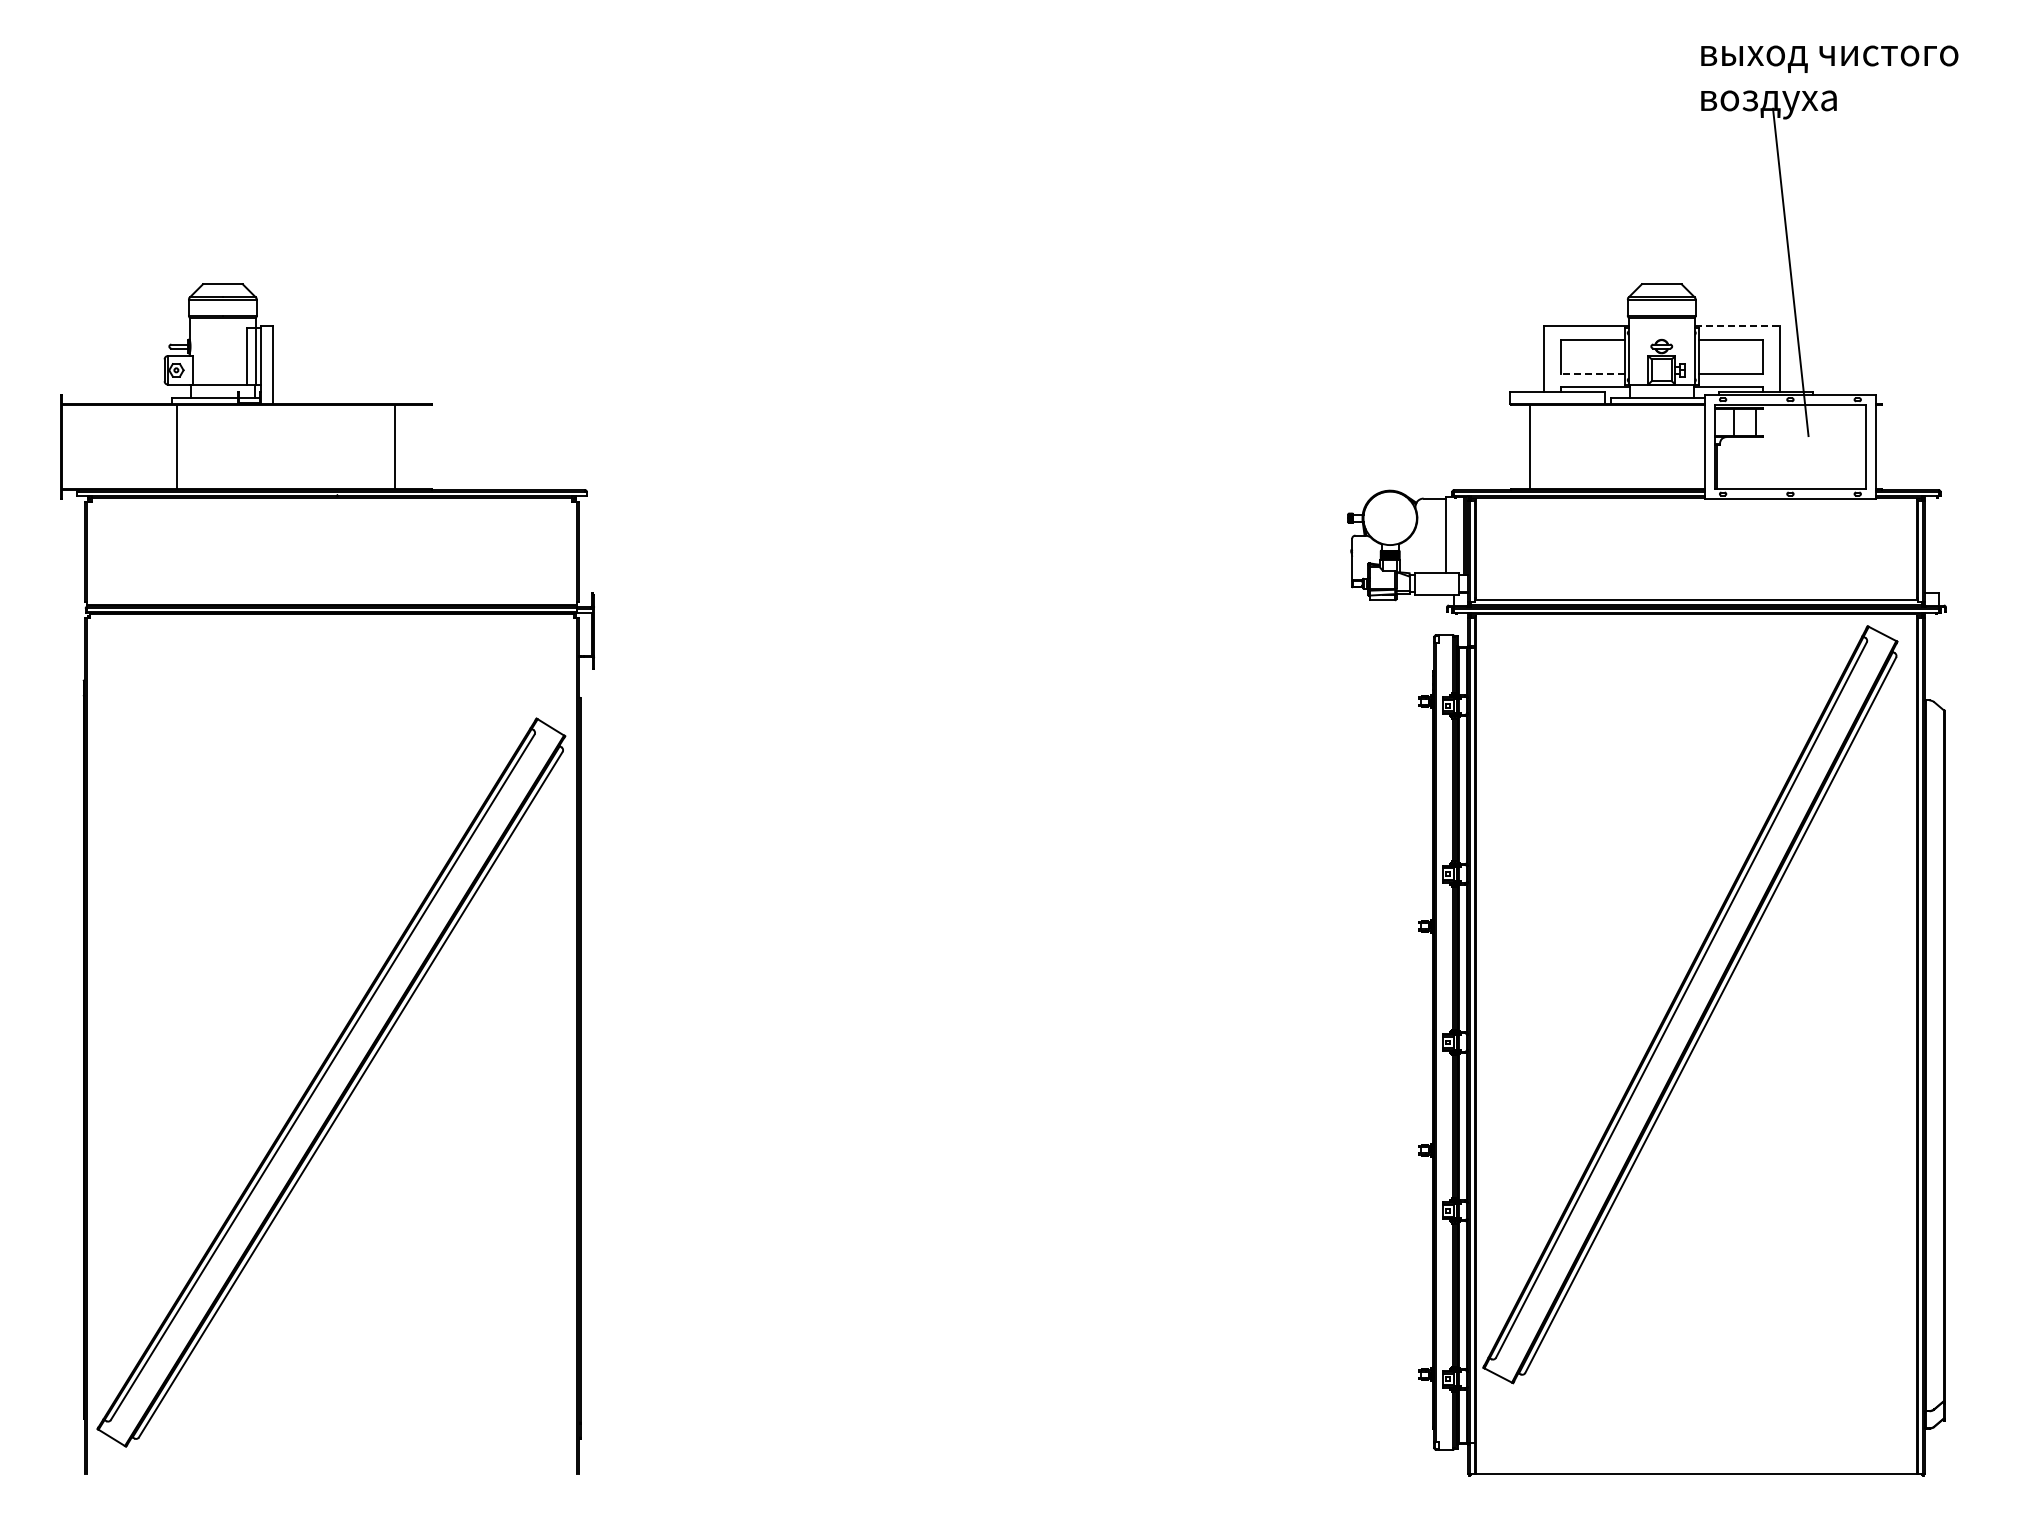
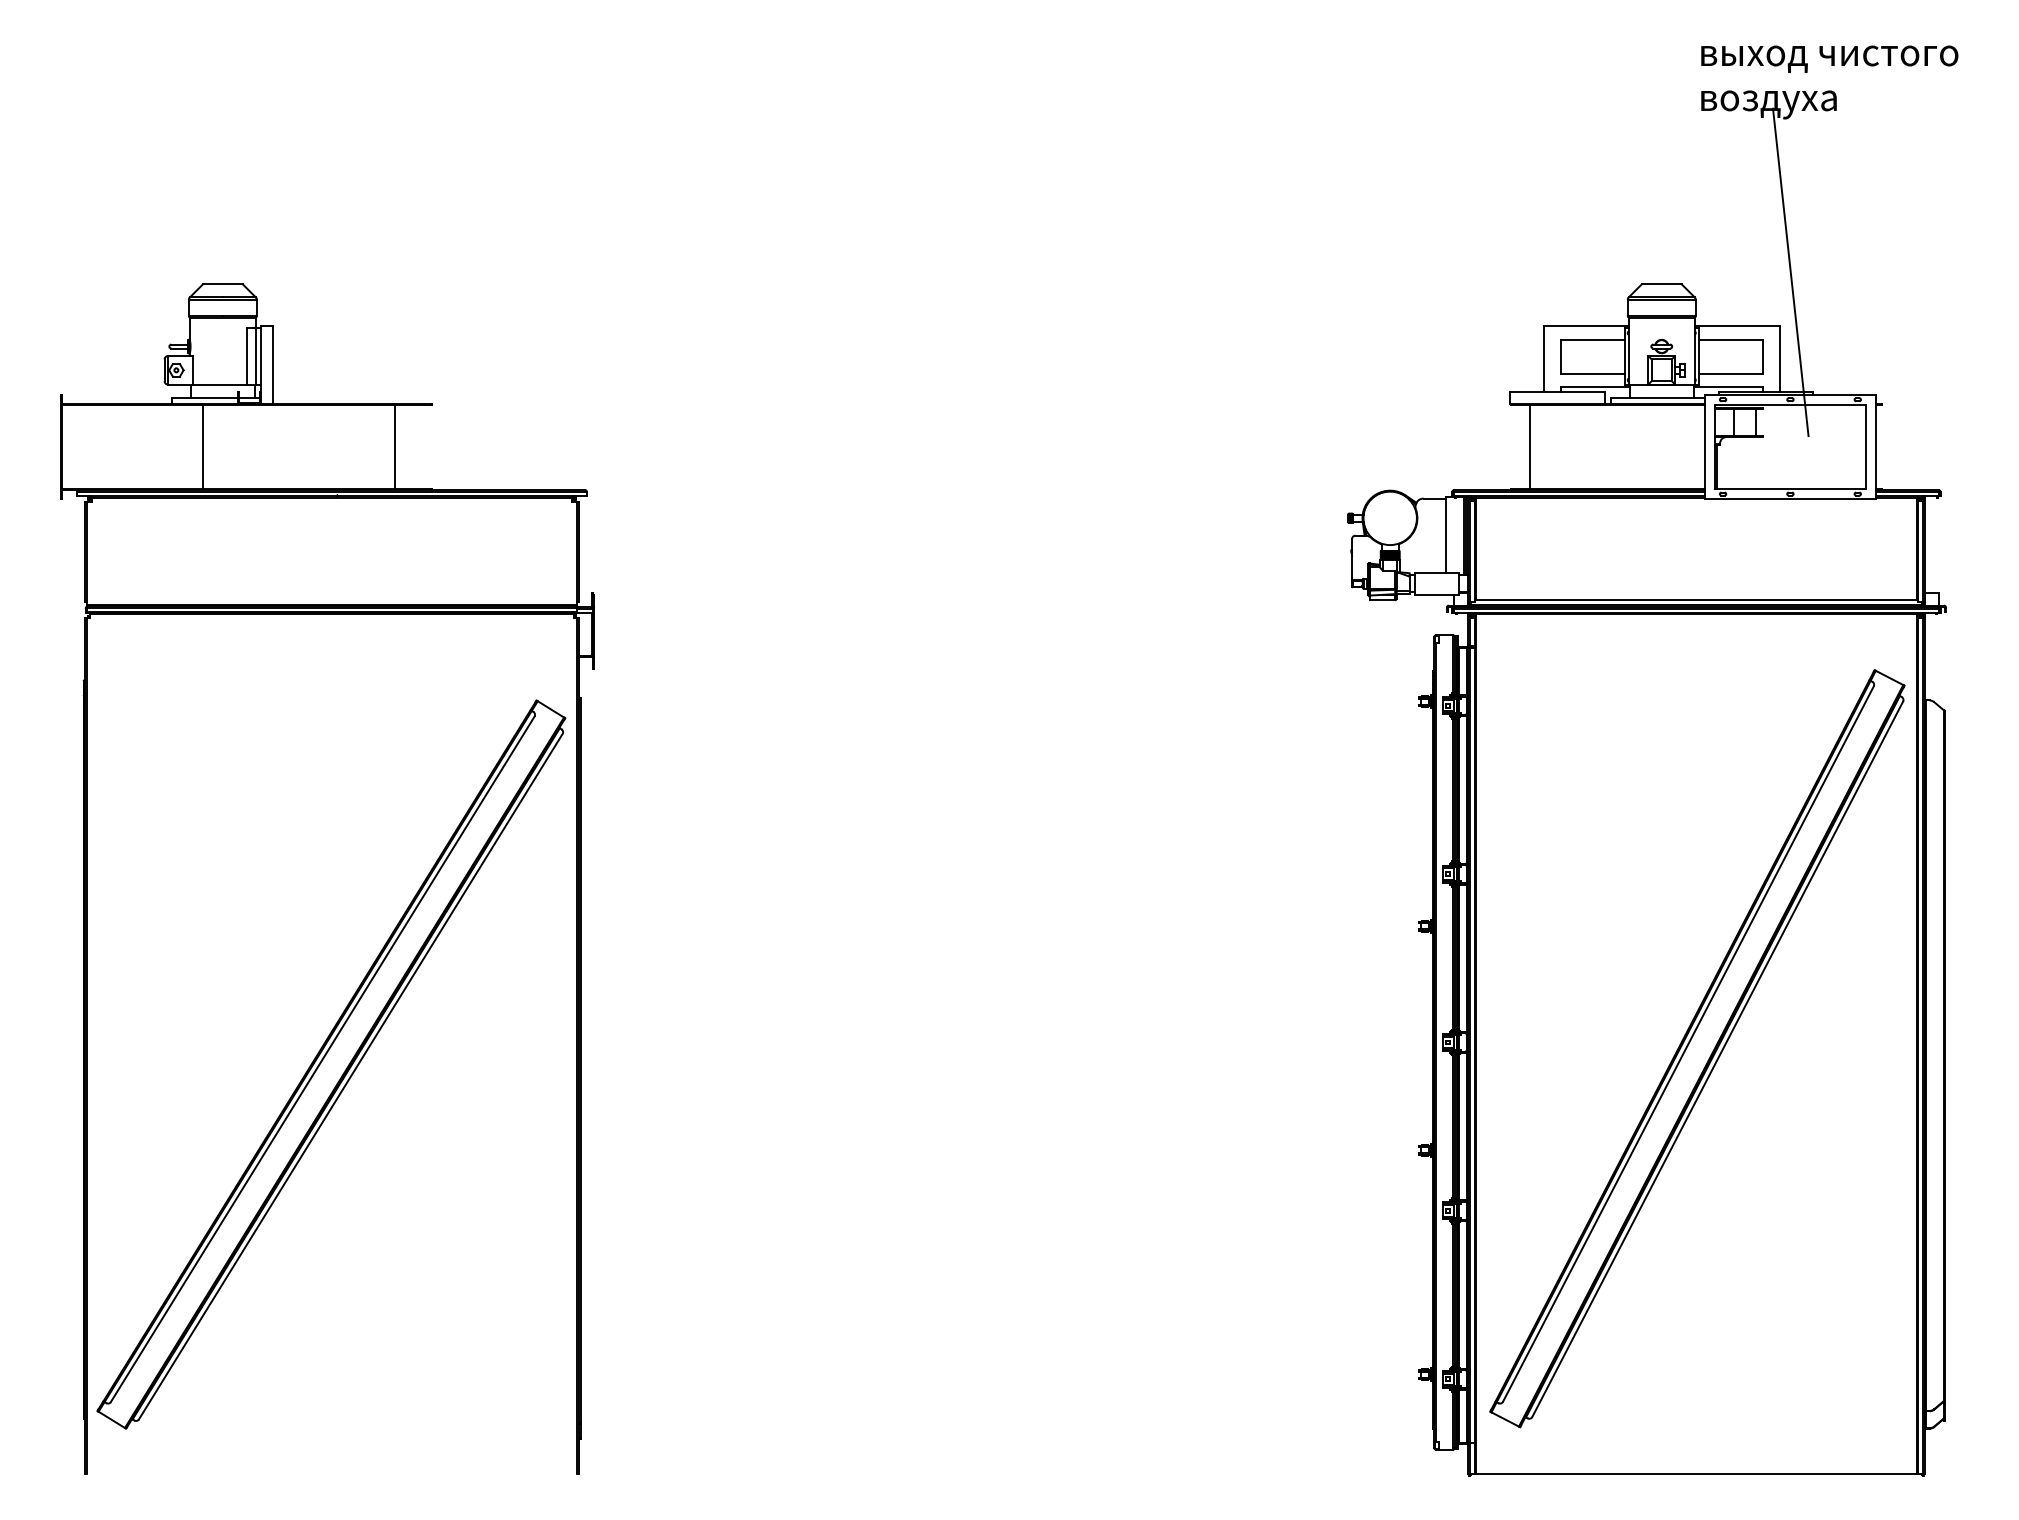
line: dashed -> solid (1737, 326)
line: dashed -> solid (1592, 373)
line position: (176, 446) -> (202, 446) (202, 446)
part position: (1690, 1004) -> (1697, 1048) (1697, 1048)
part position: (331, 1082) -> (331, 1064) (331, 1064)
